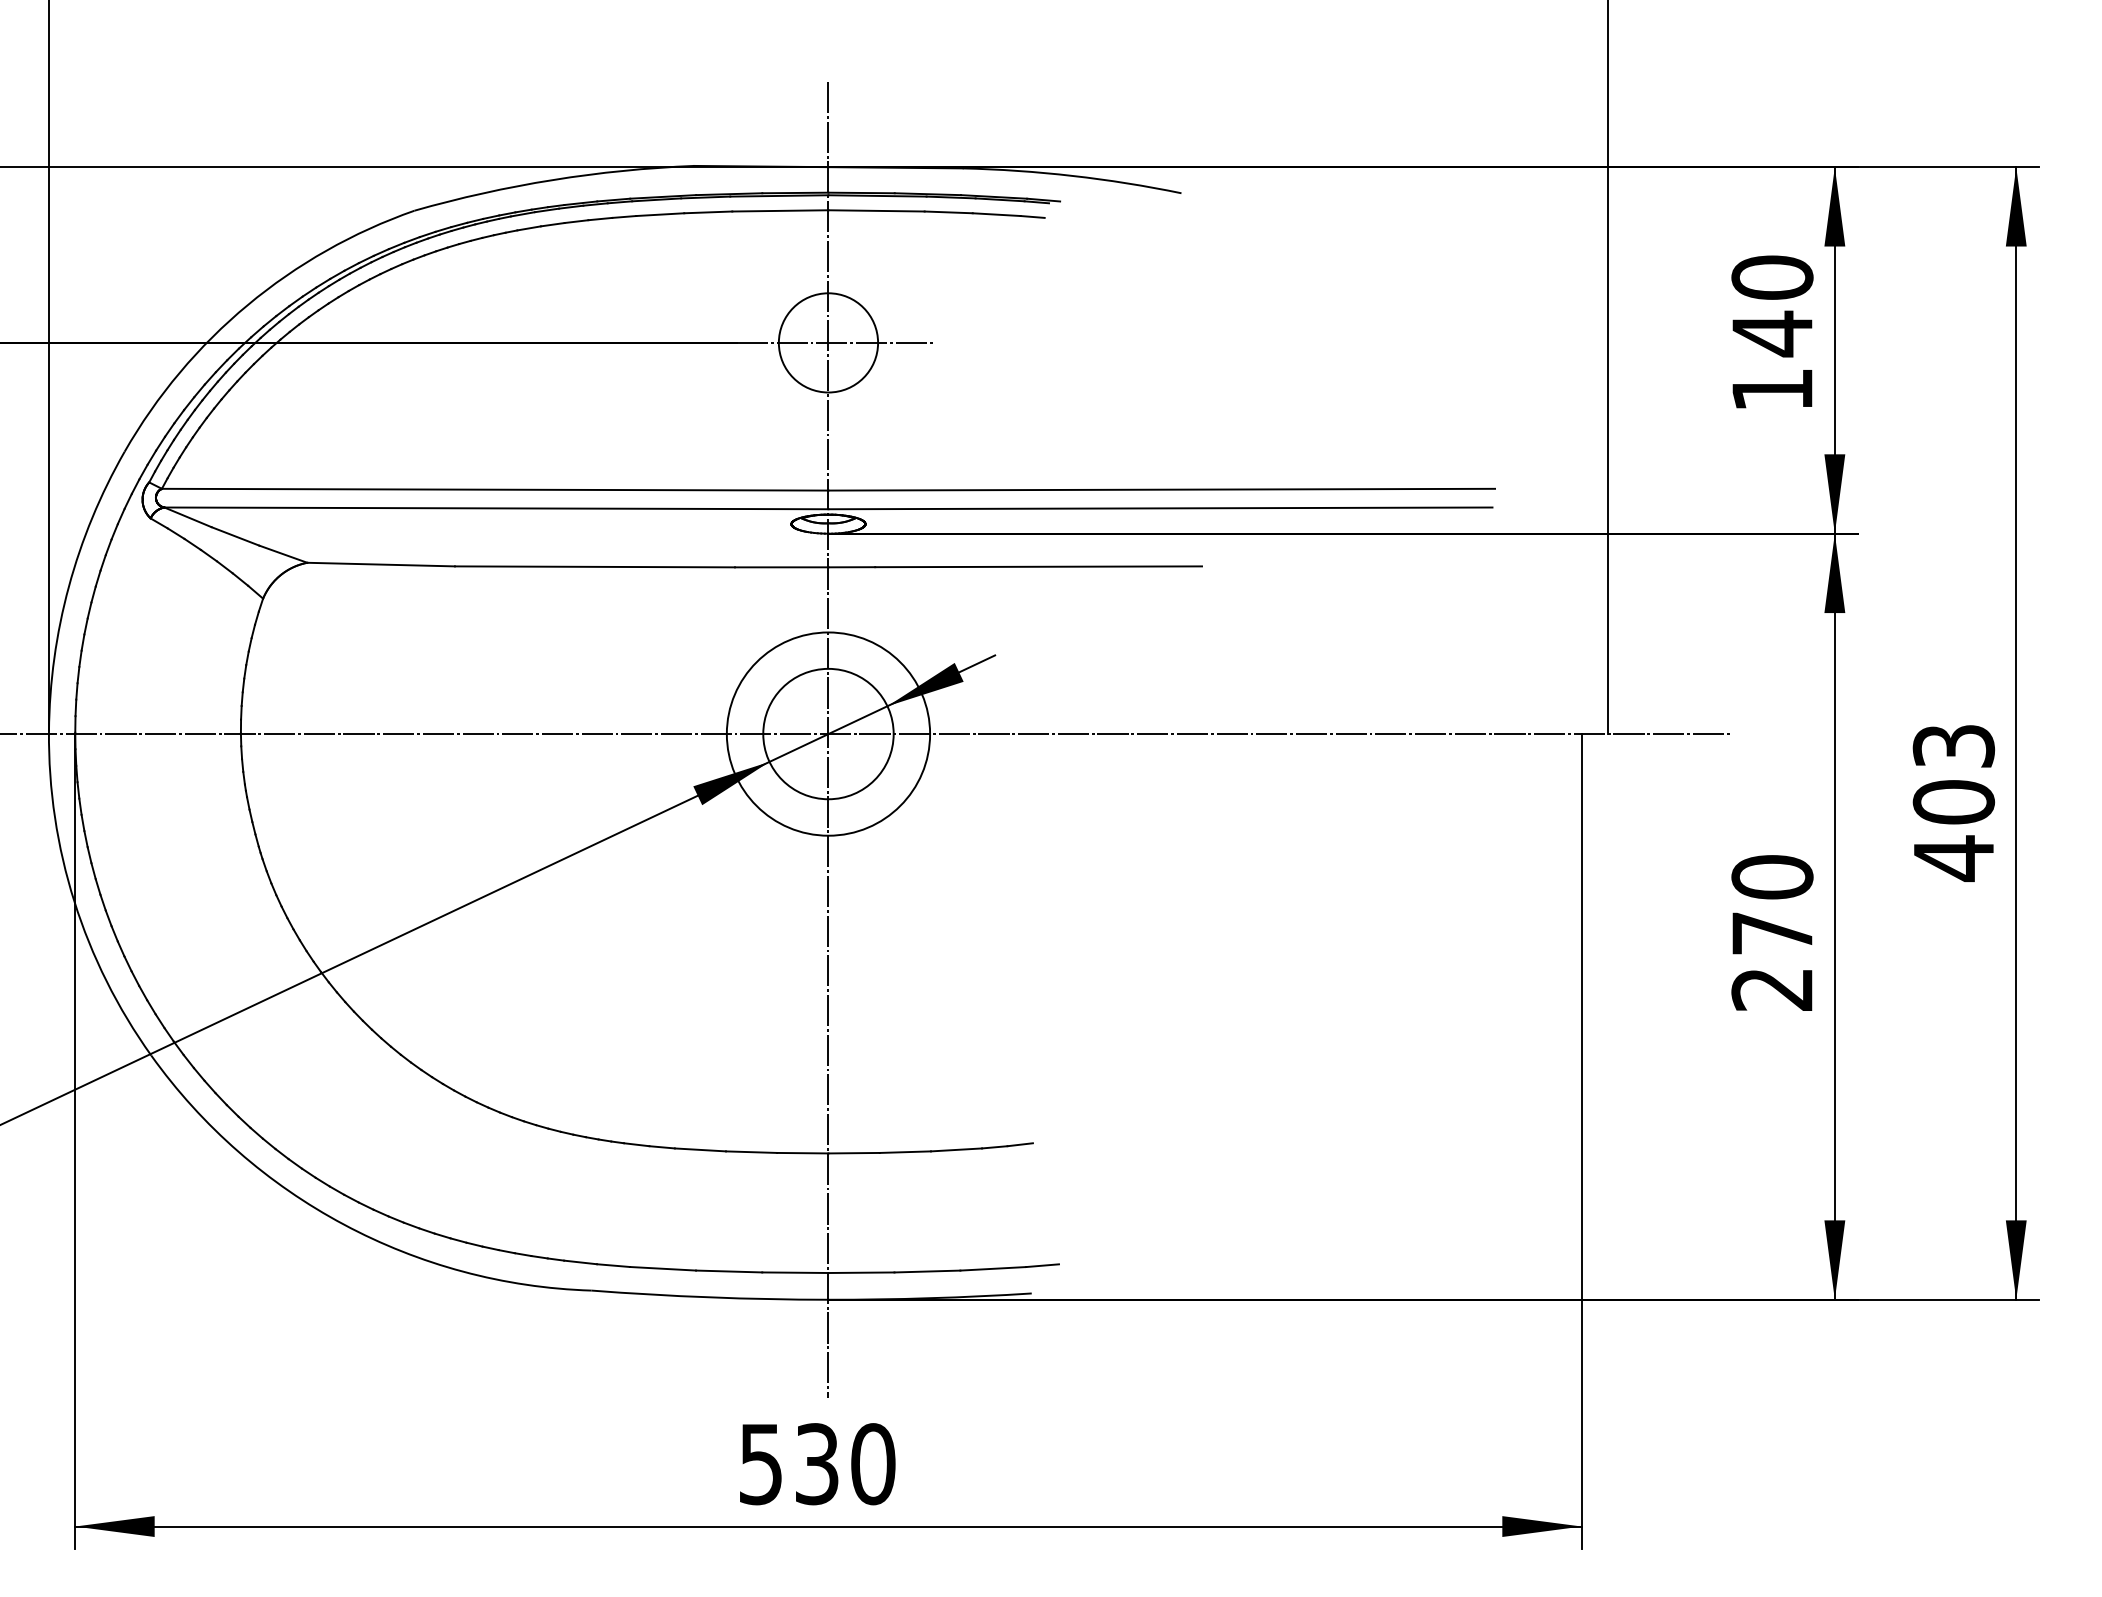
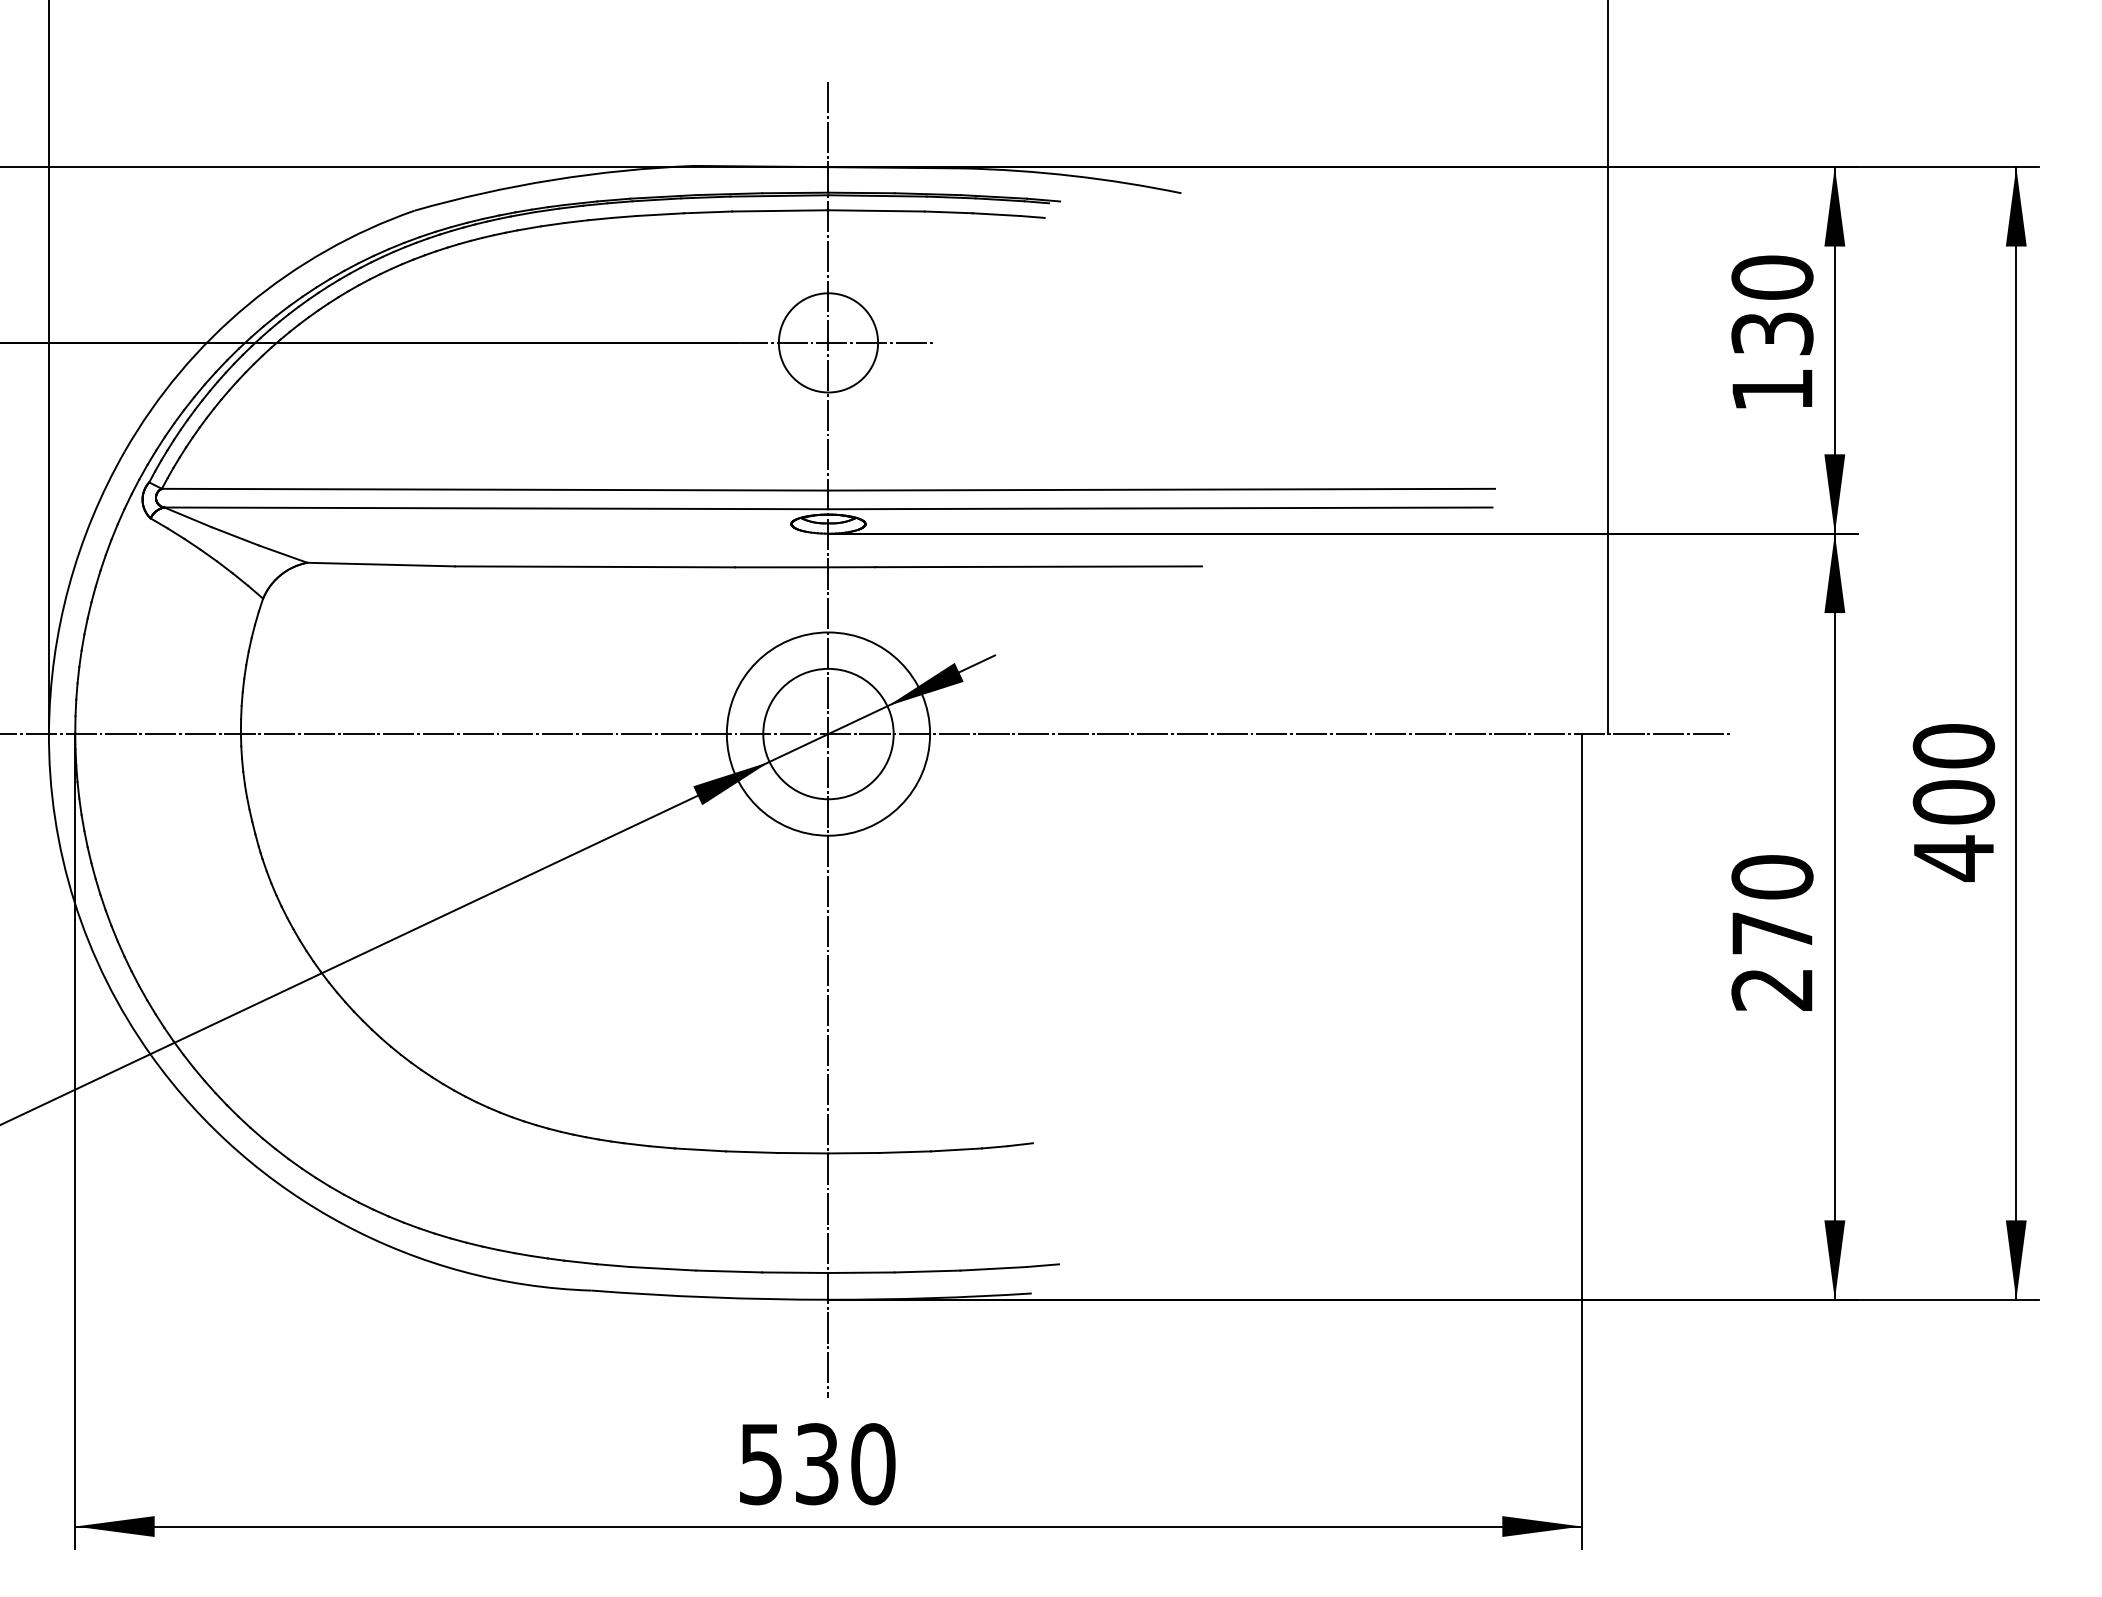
text: 140 -> 130 (1772, 333)
text: 403 -> 400 (1953, 746)
